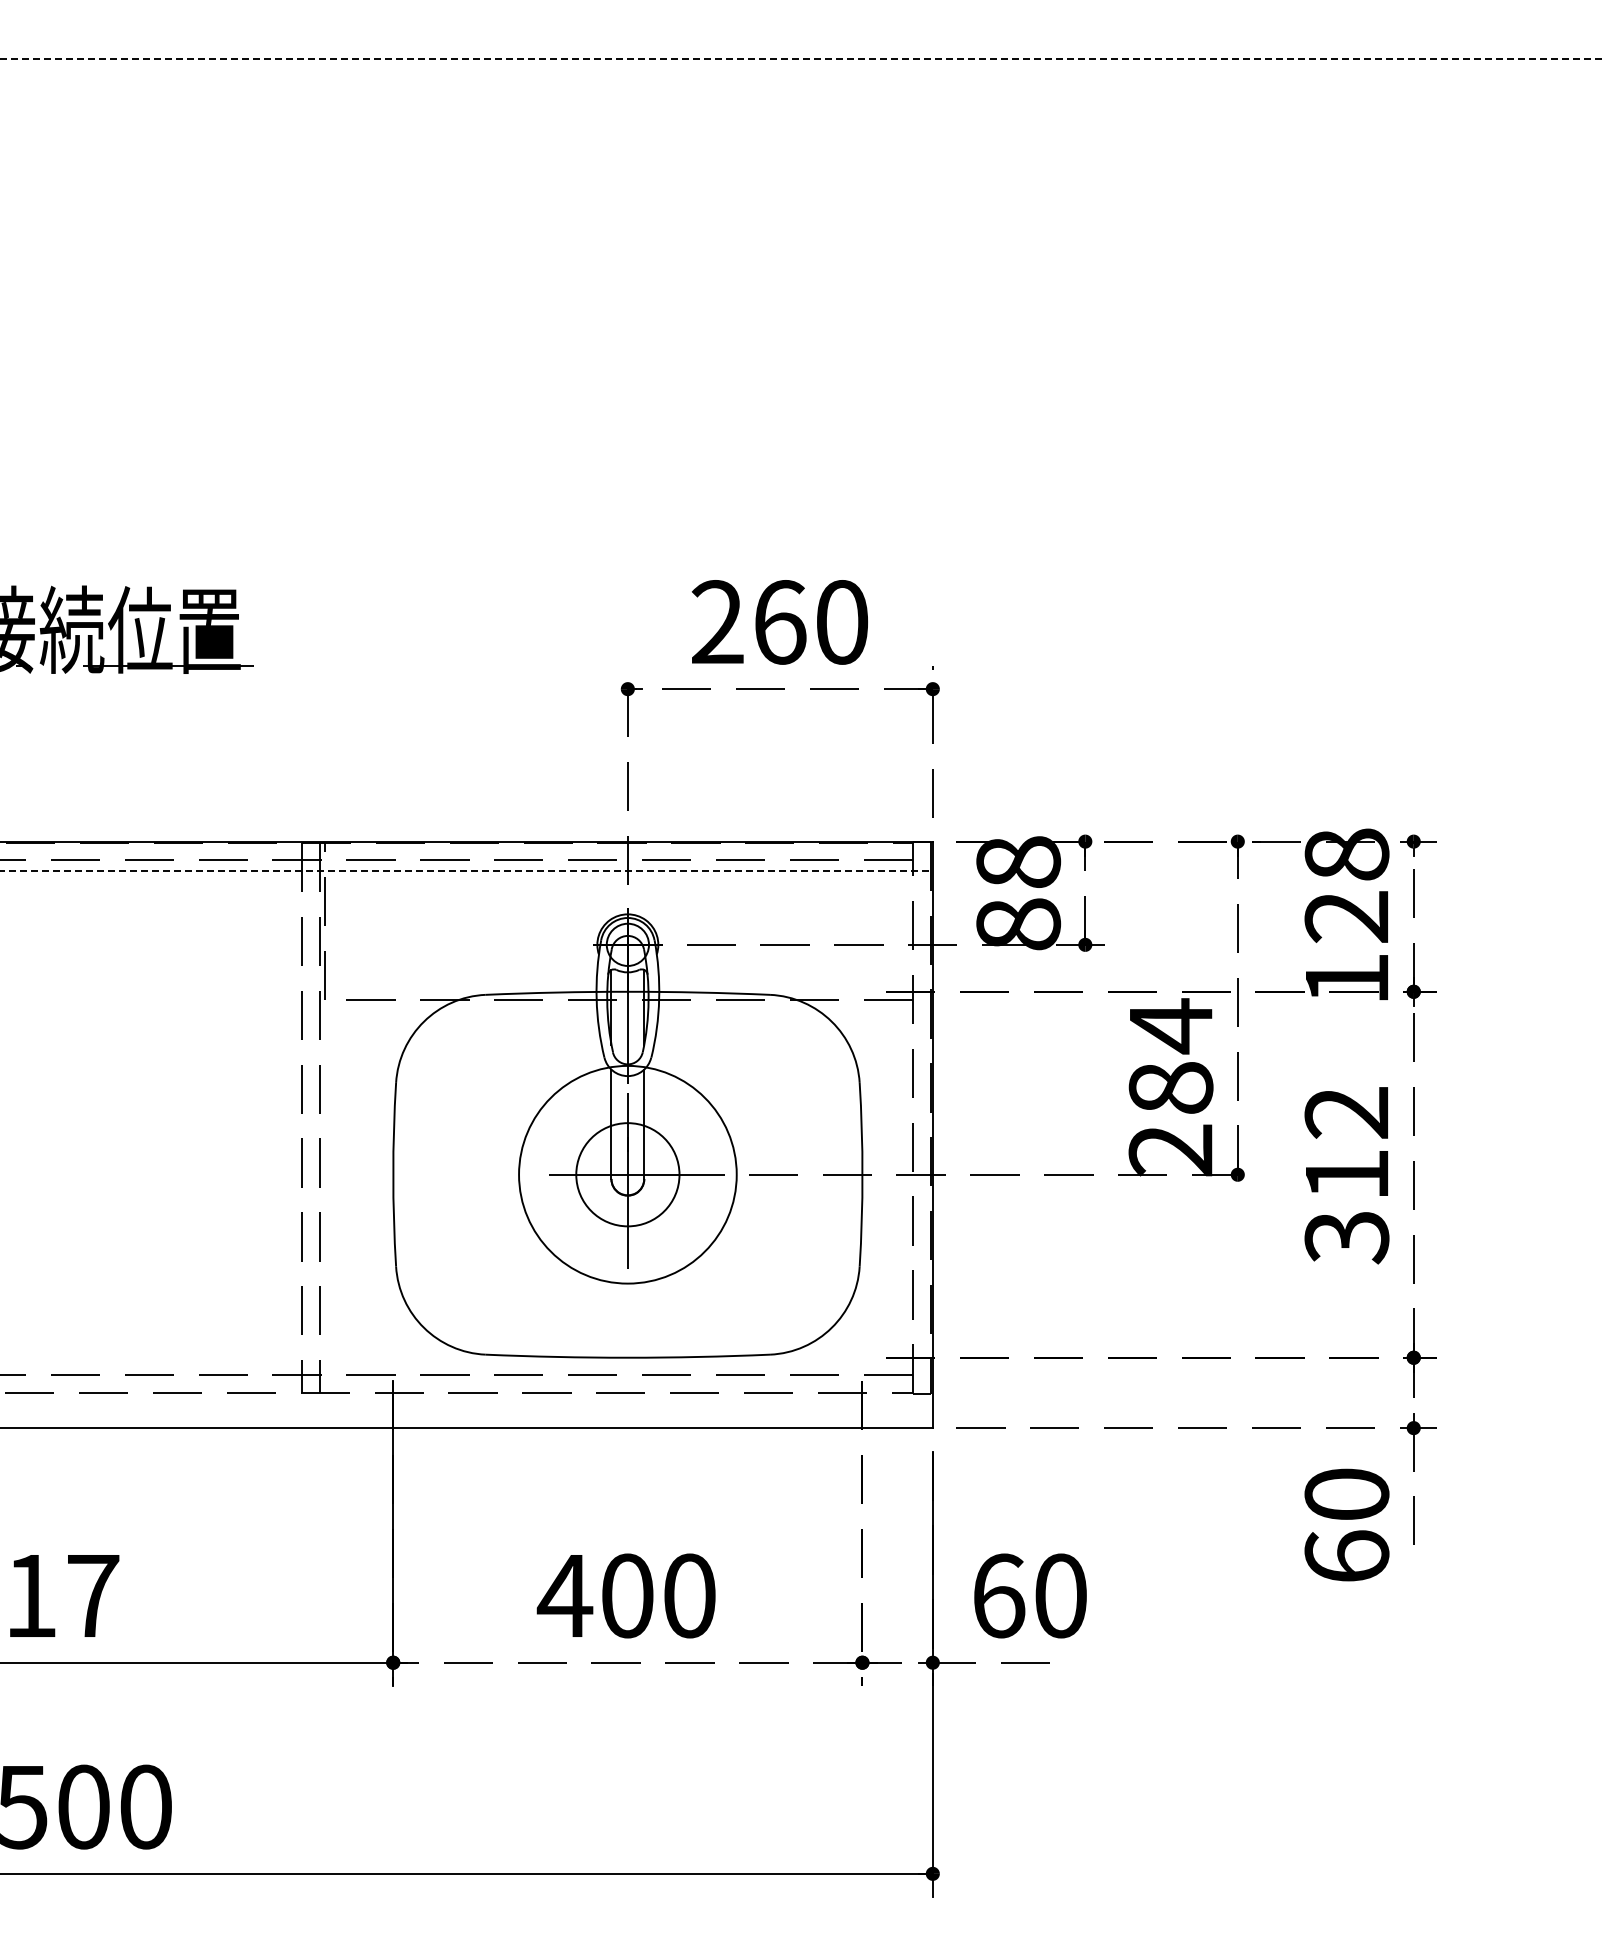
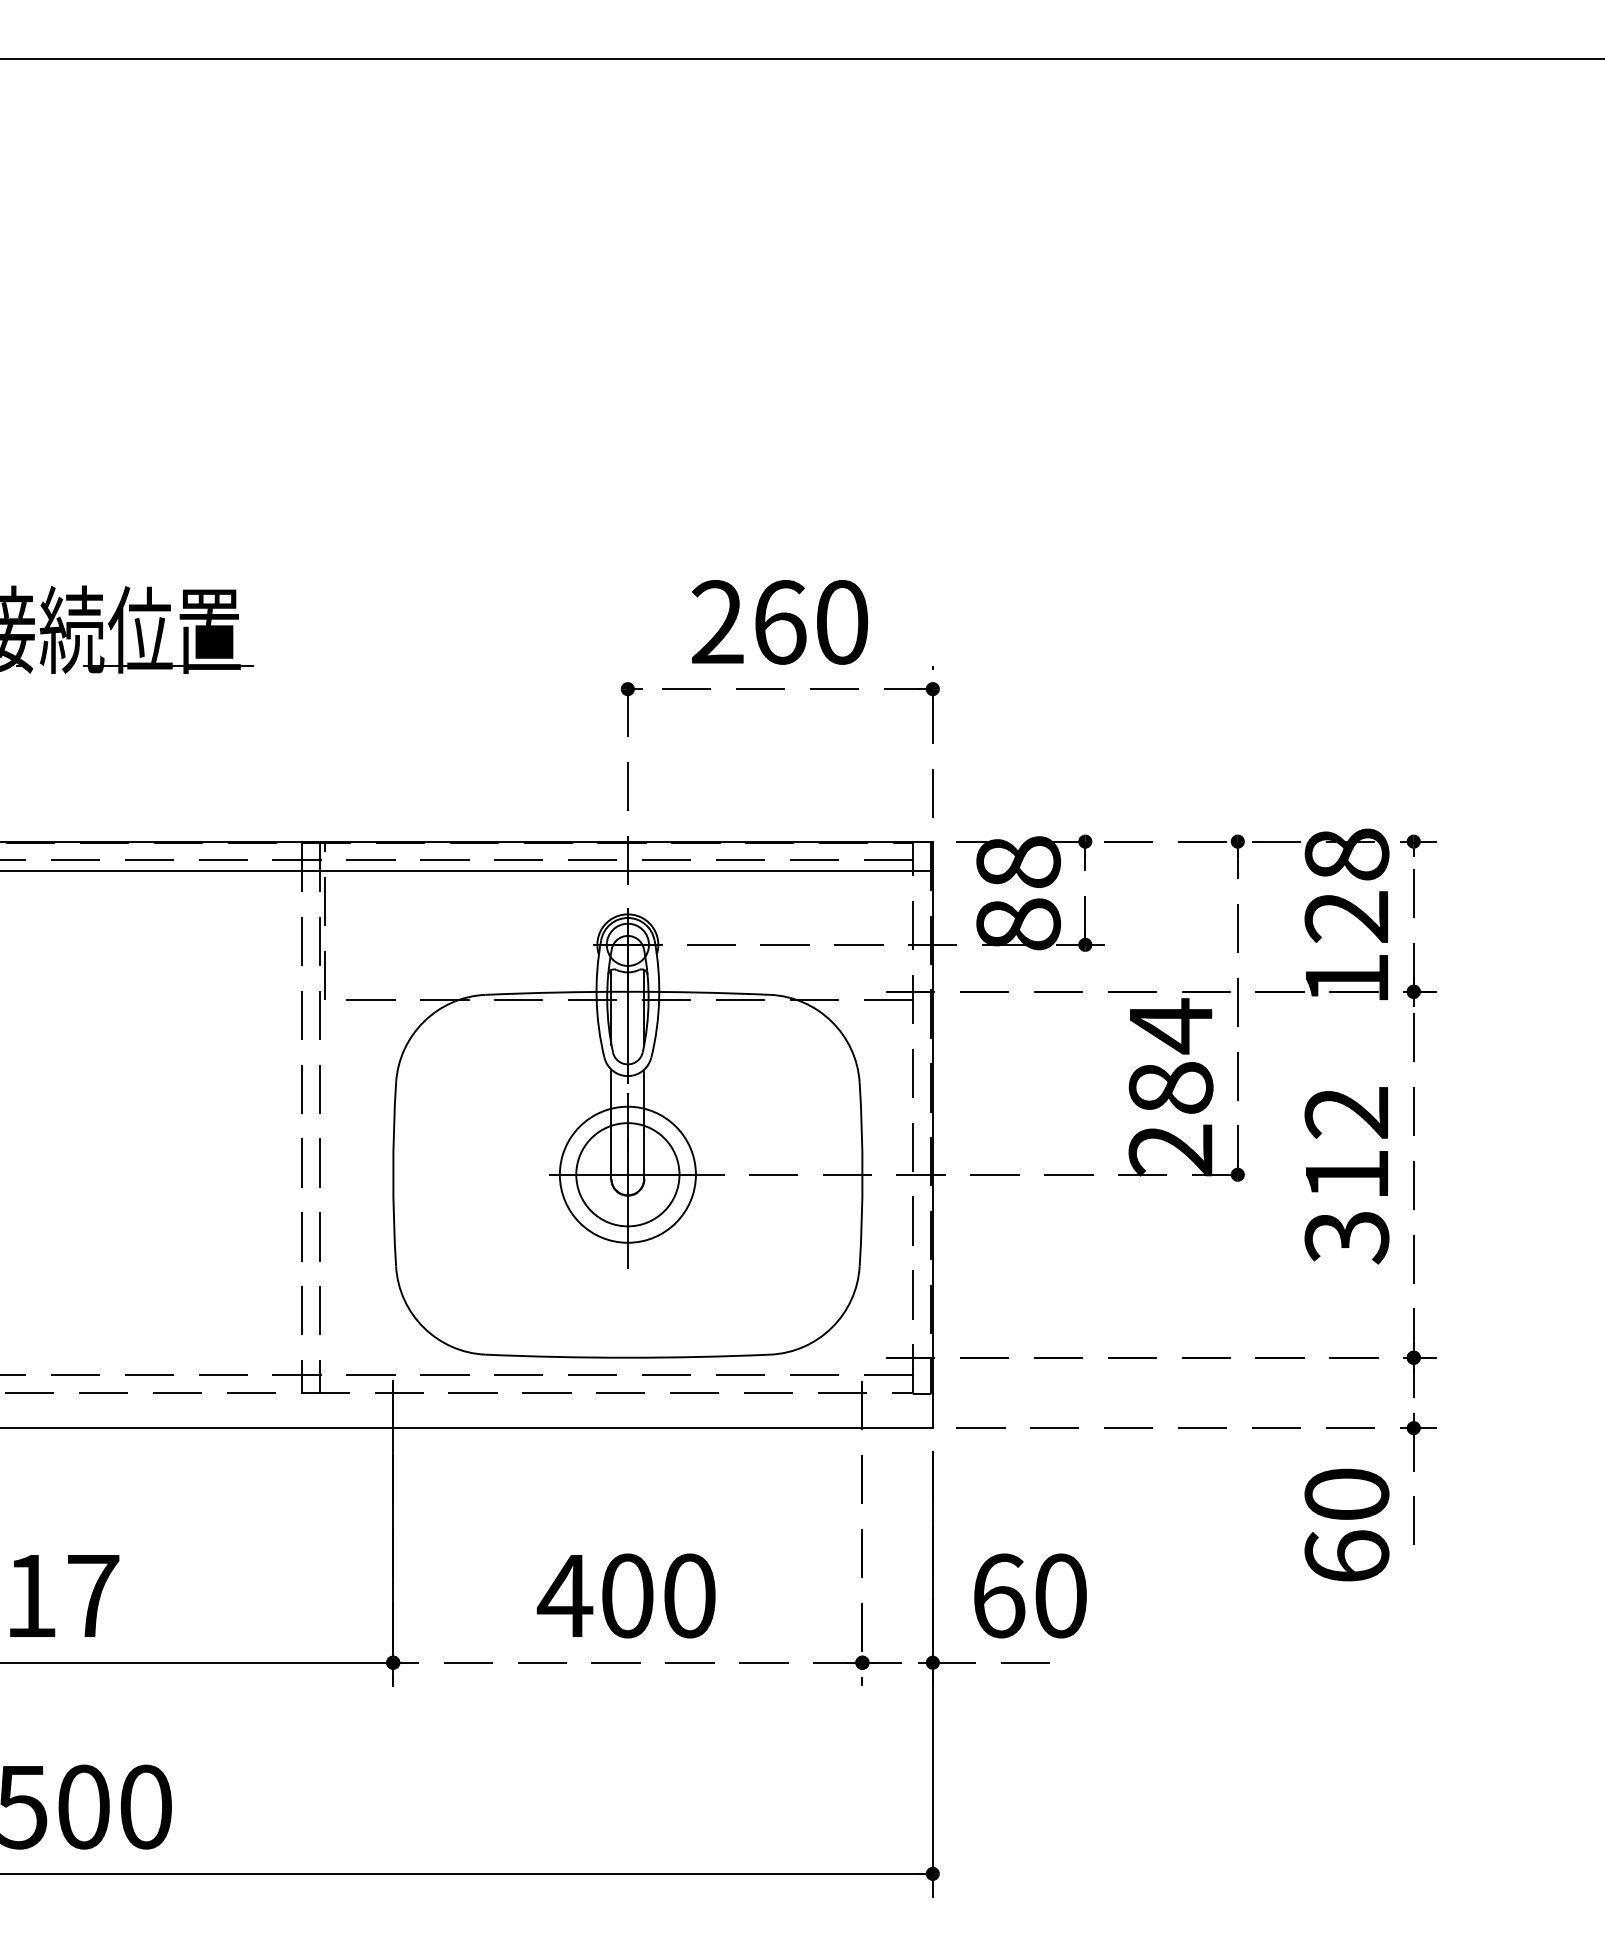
line: dashed -> solid (802, 58)
line: dashed -> solid (467, 870)
circle diameter: 218 px -> 136 px (627, 1174)
